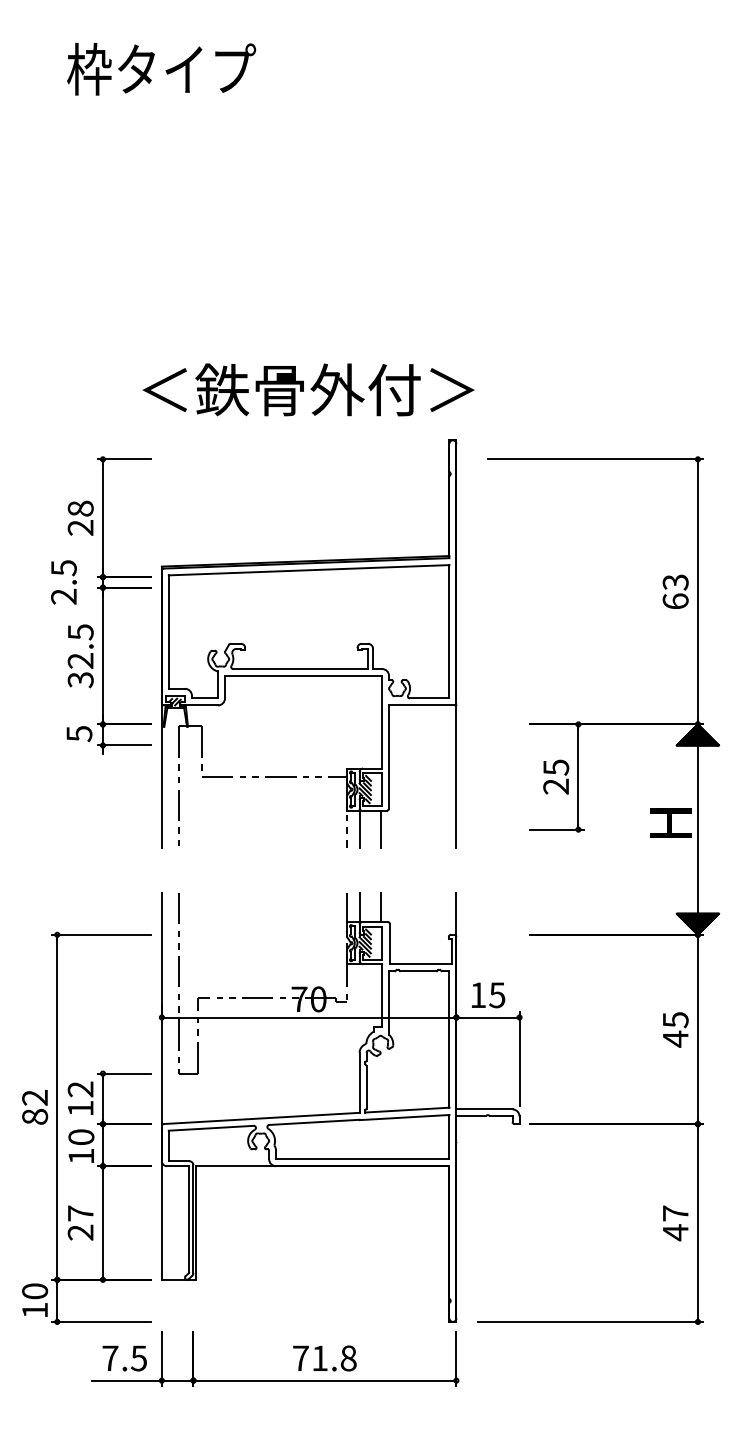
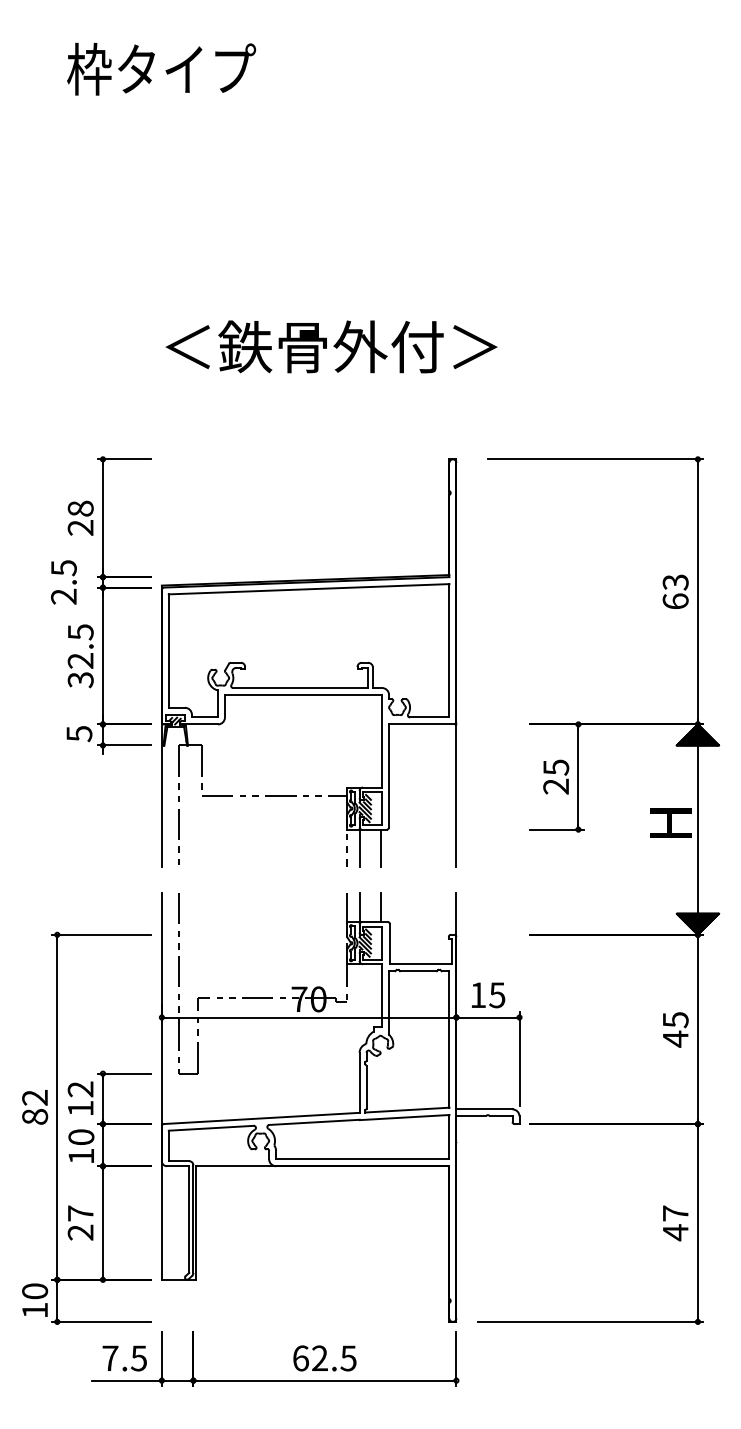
text position: (308, 389) -> (331, 346) (331, 346)
part position: (309, 643) -> (309, 662) (309, 662)
text: 71.8 -> 62.5 (324, 1358)
